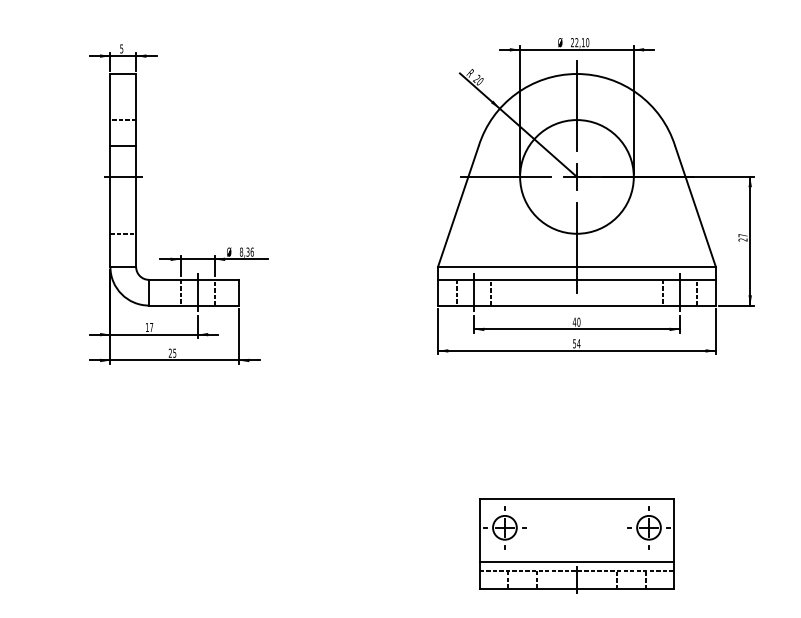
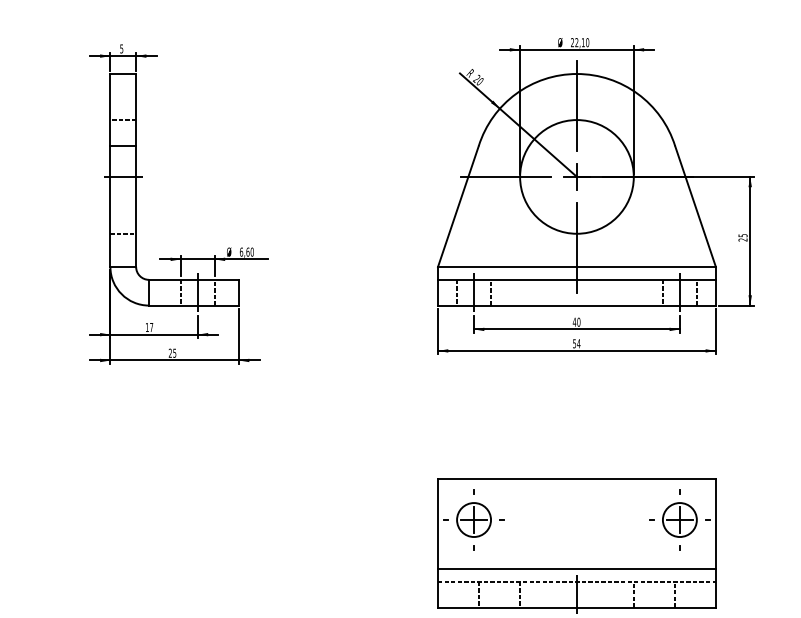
text: 27 -> 25 (742, 235)
text: 8,36 -> 6,60 (246, 251)
part size: 196x96 px -> 280x136 px (576, 545)
